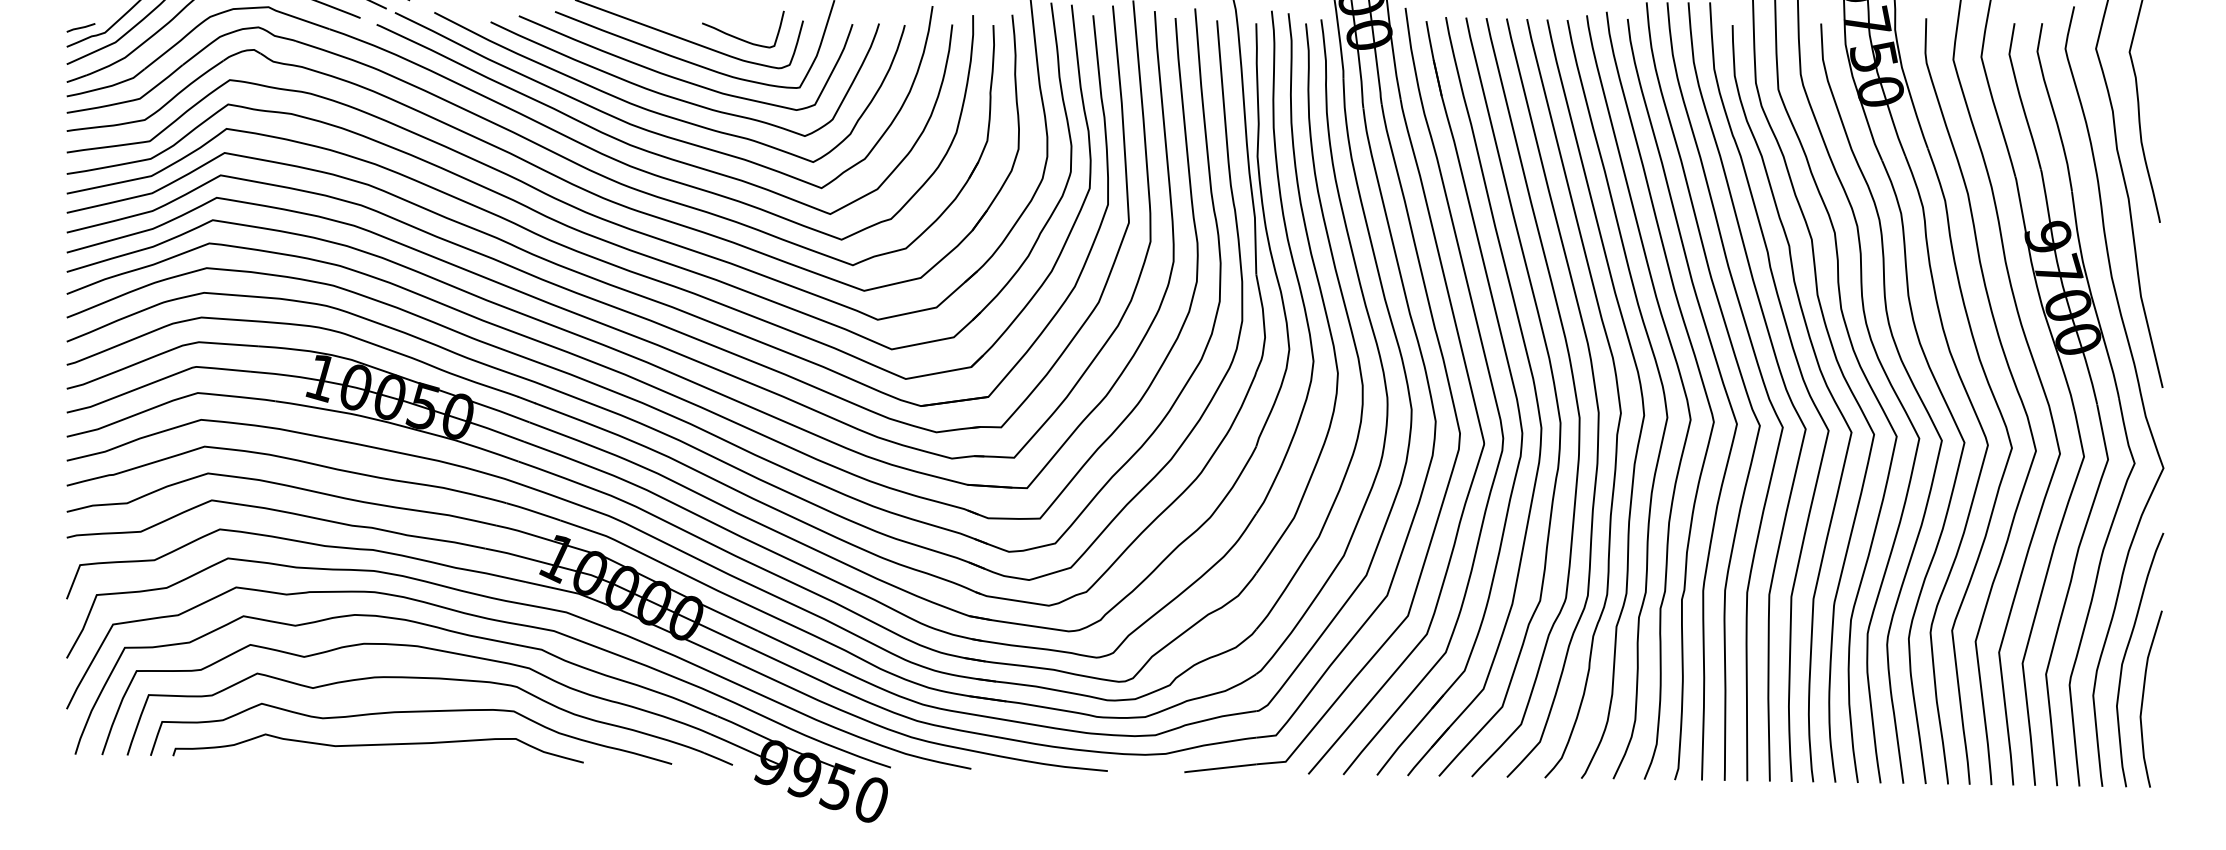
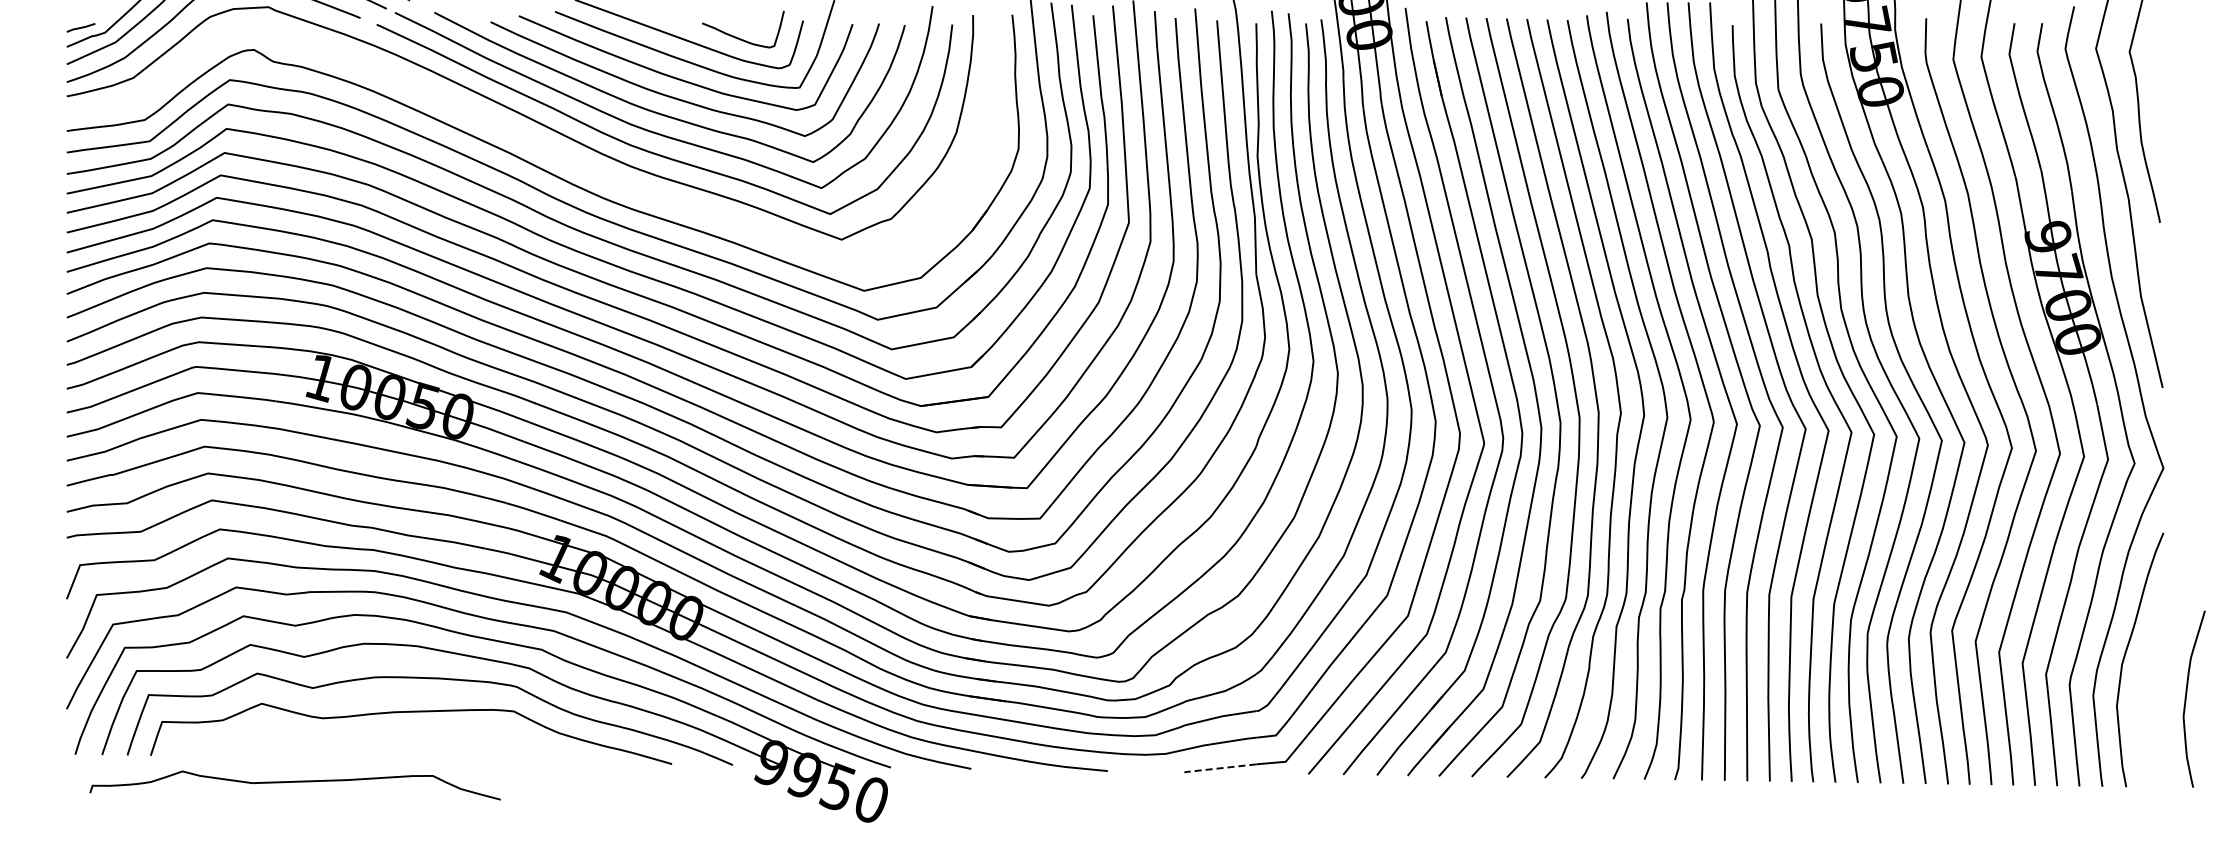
part: present -> none (530, 145)
curve position: (2143, 698) -> (2186, 698) (2186, 698)
curve position: (377, 745) -> (294, 782) (294, 782)
line: solid -> dashed (1220, 768)
